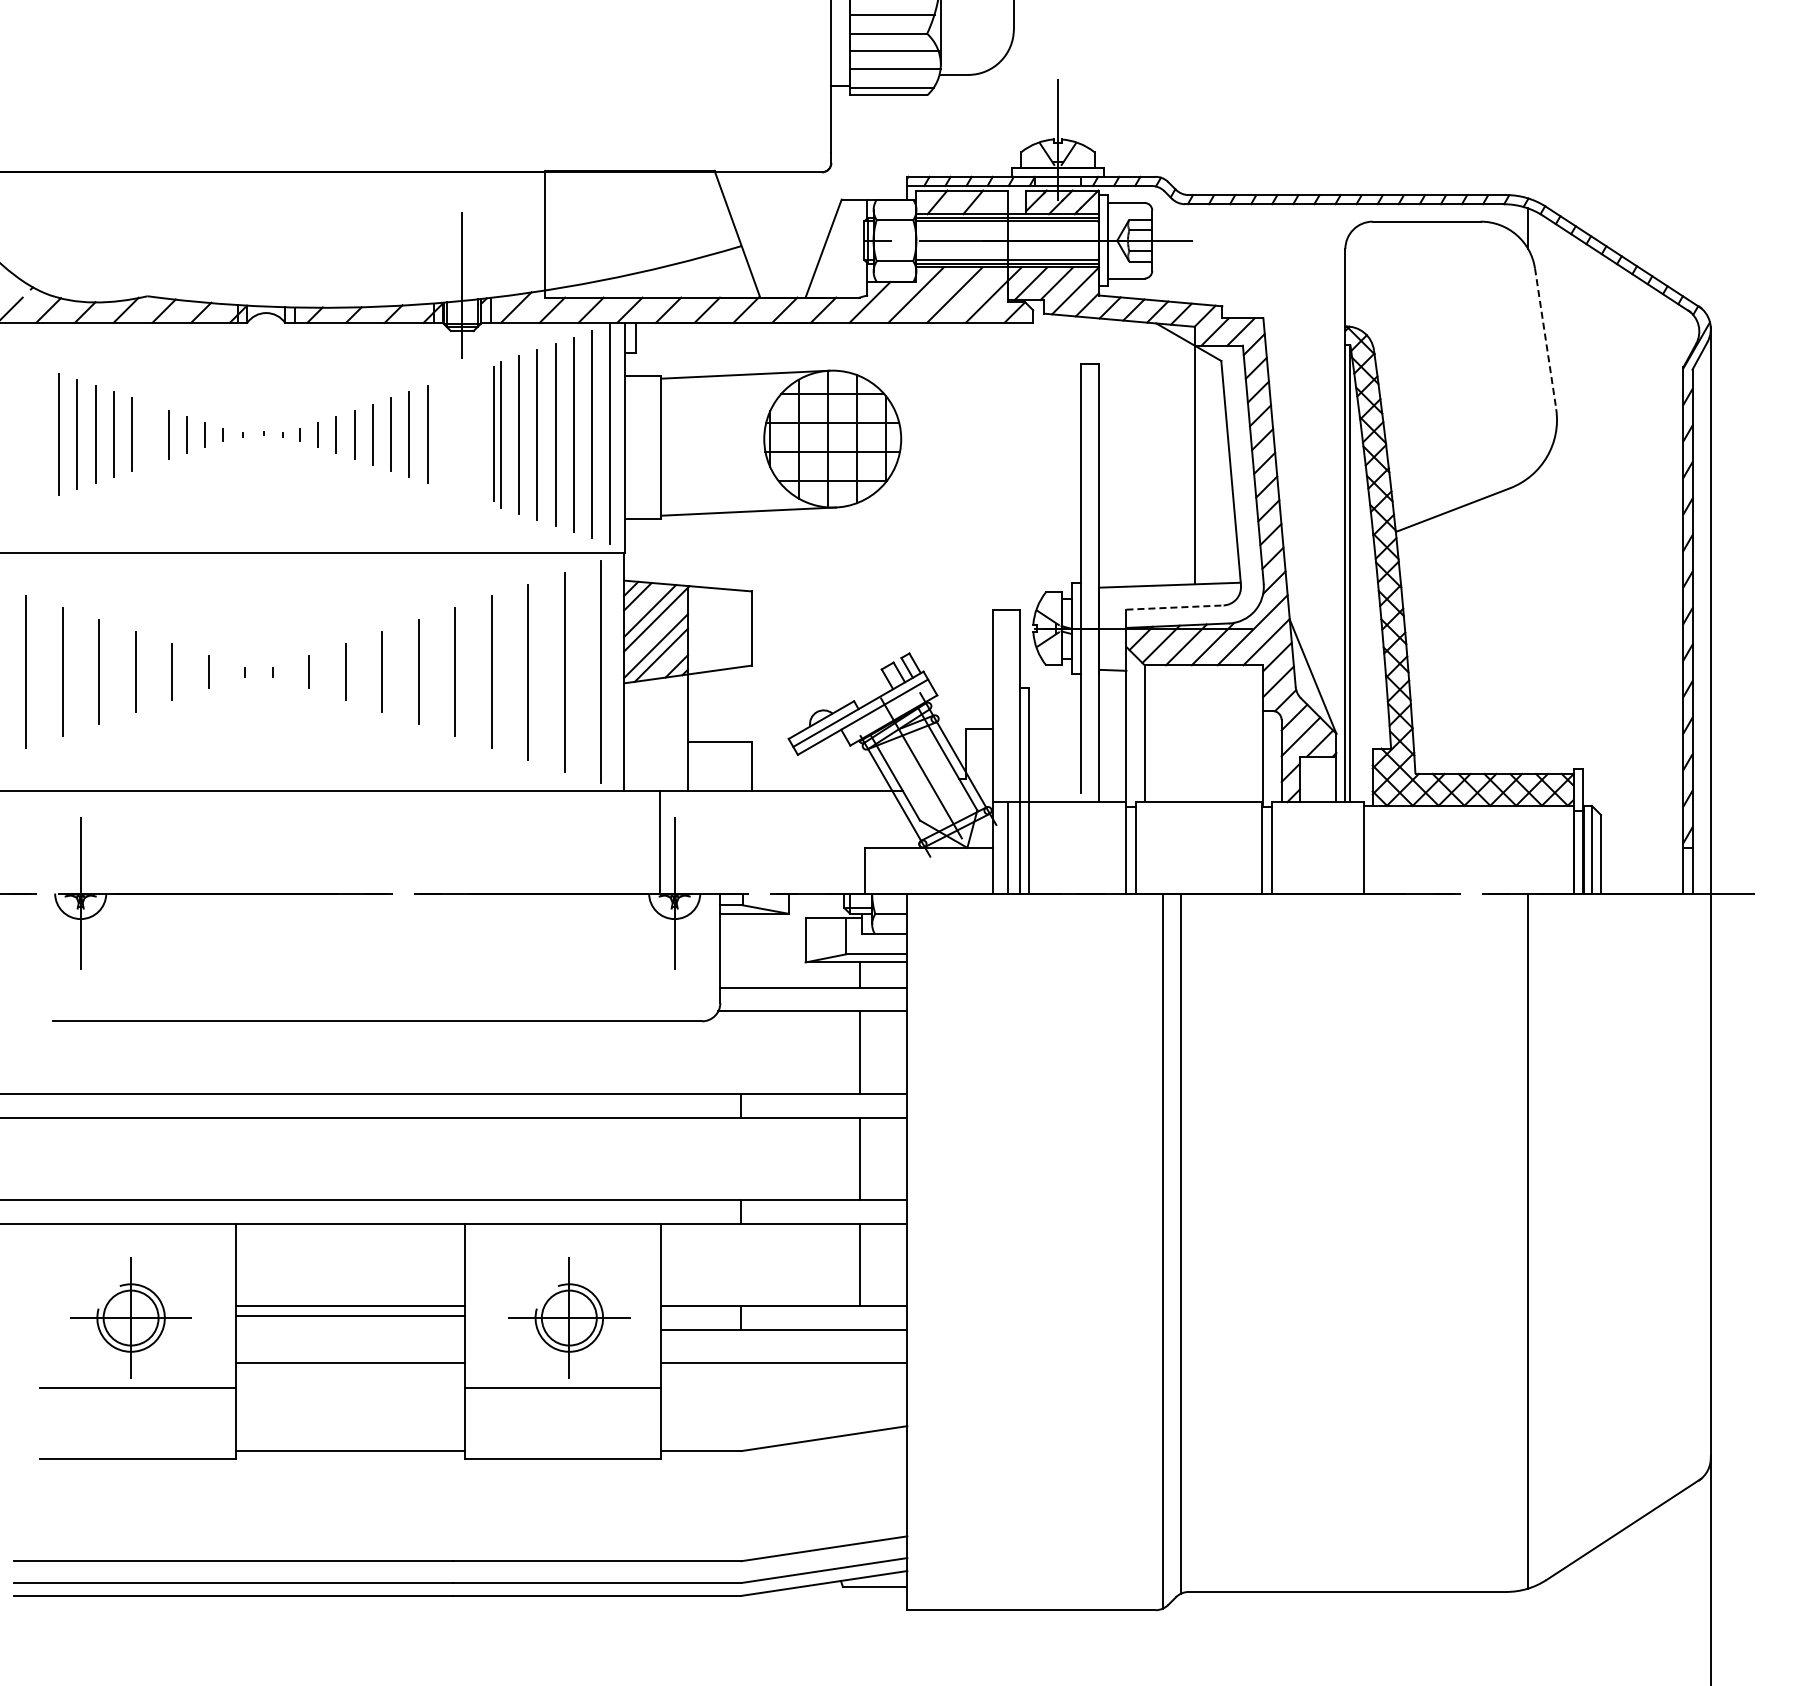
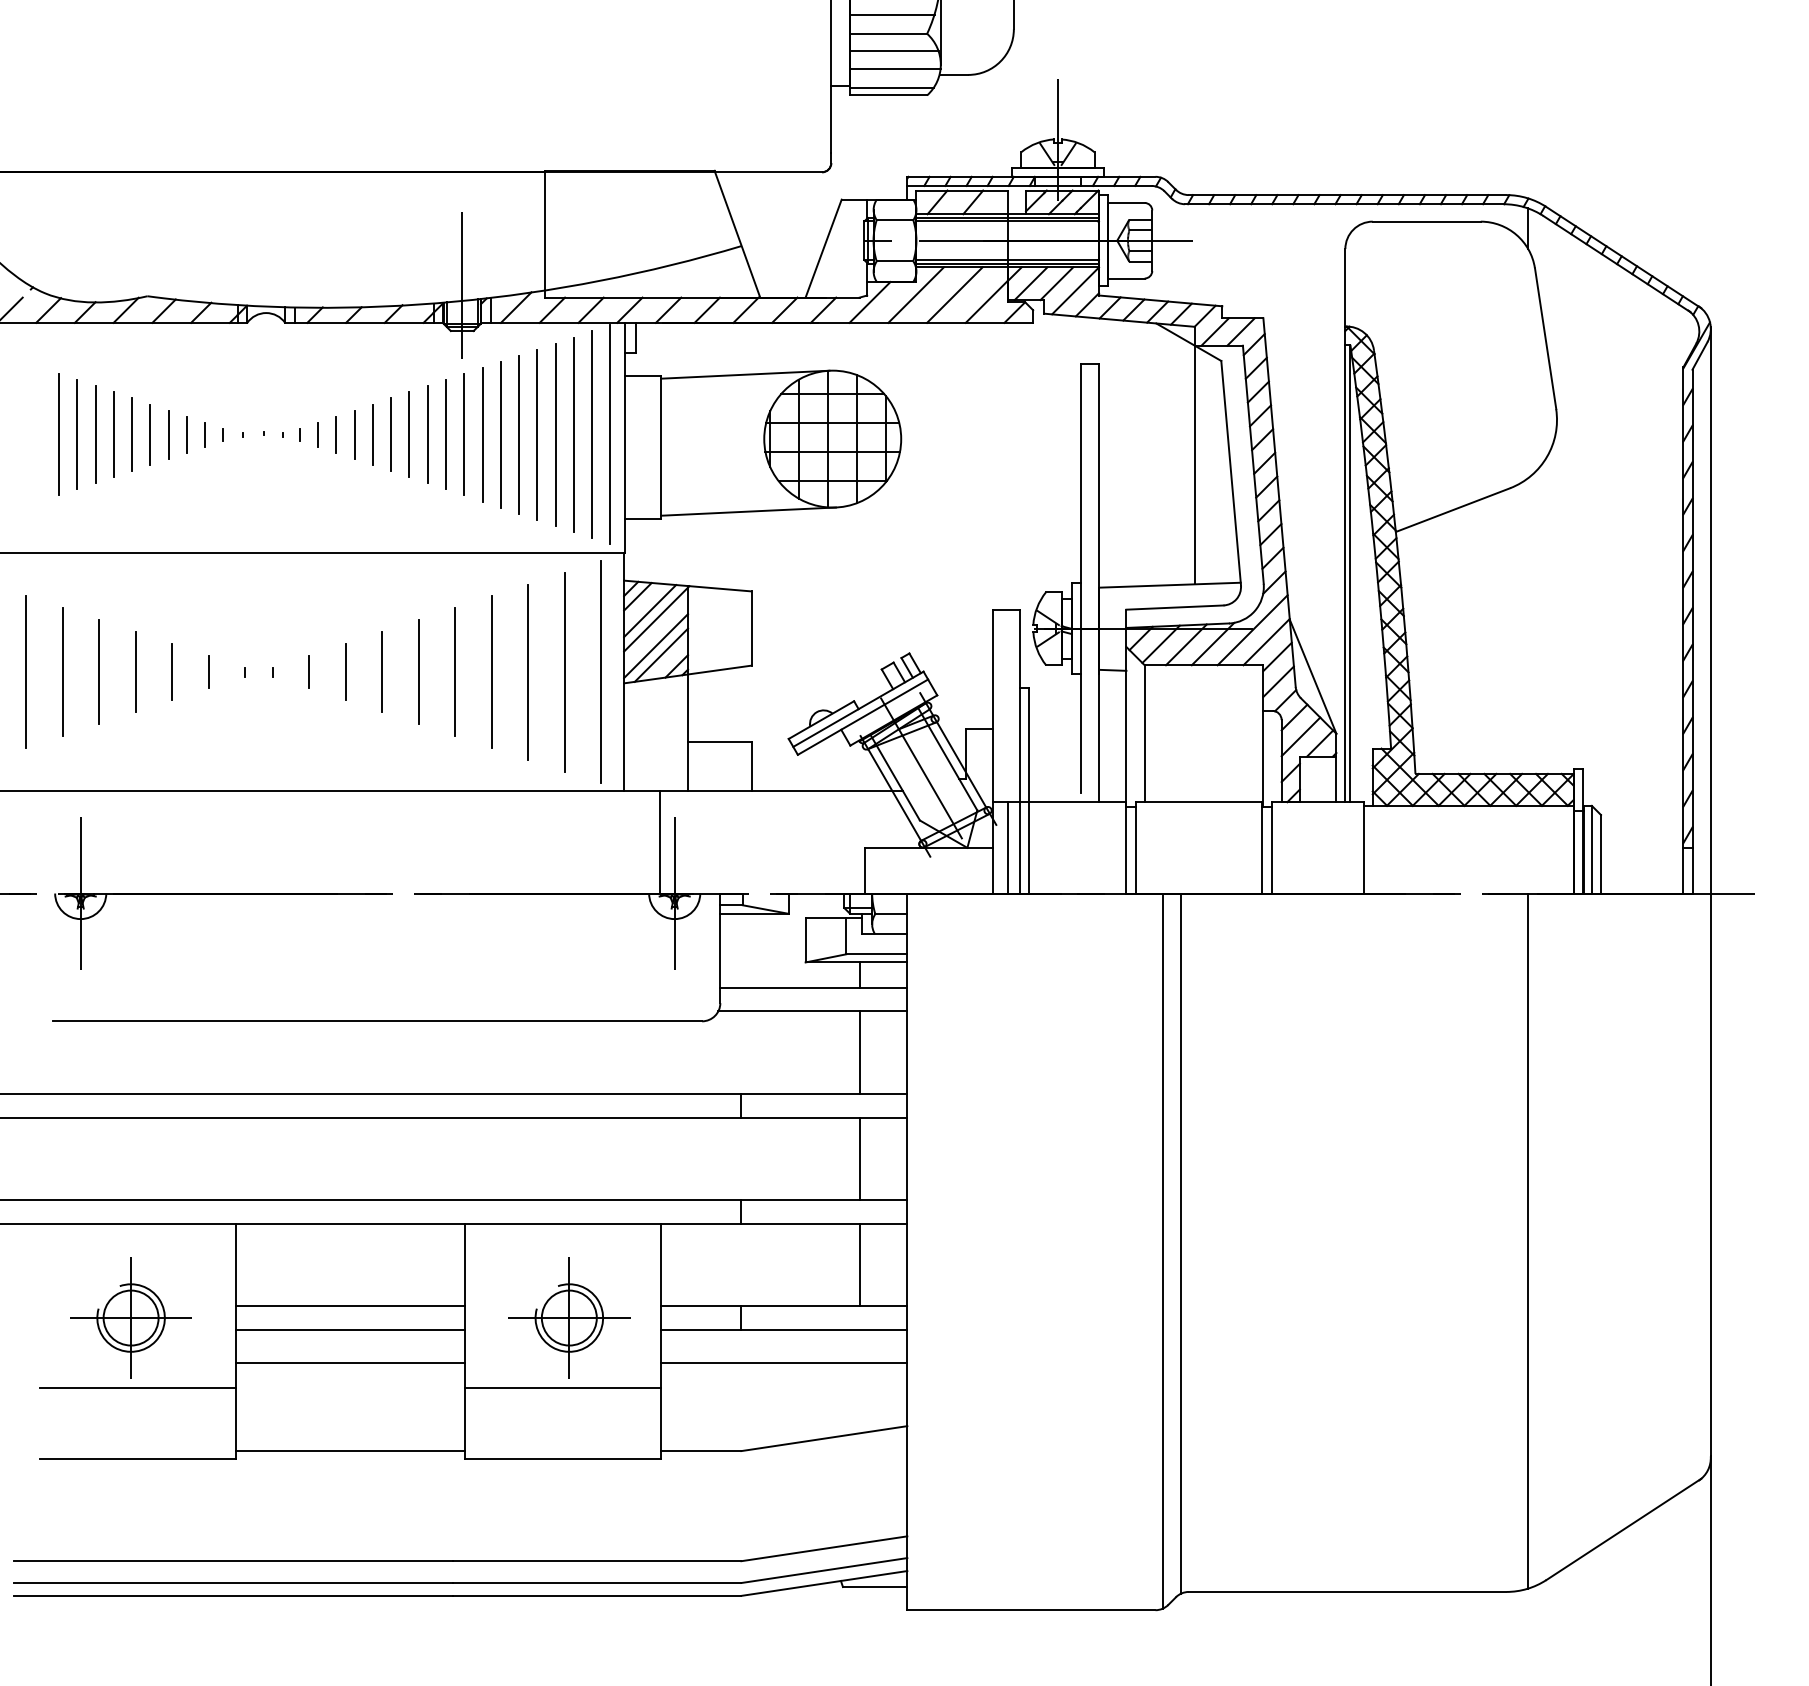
line: dashed -> solid (1545, 339)
line position: (493, 433) -> (482, 434) (482, 434)
line: none -> present (150, 434)
line: none -> present (445, 434)
line: none -> present (463, 434)
line: dashed -> solid (1175, 607)
line position: (349, 1315) -> (349, 1329) (349, 1329)
